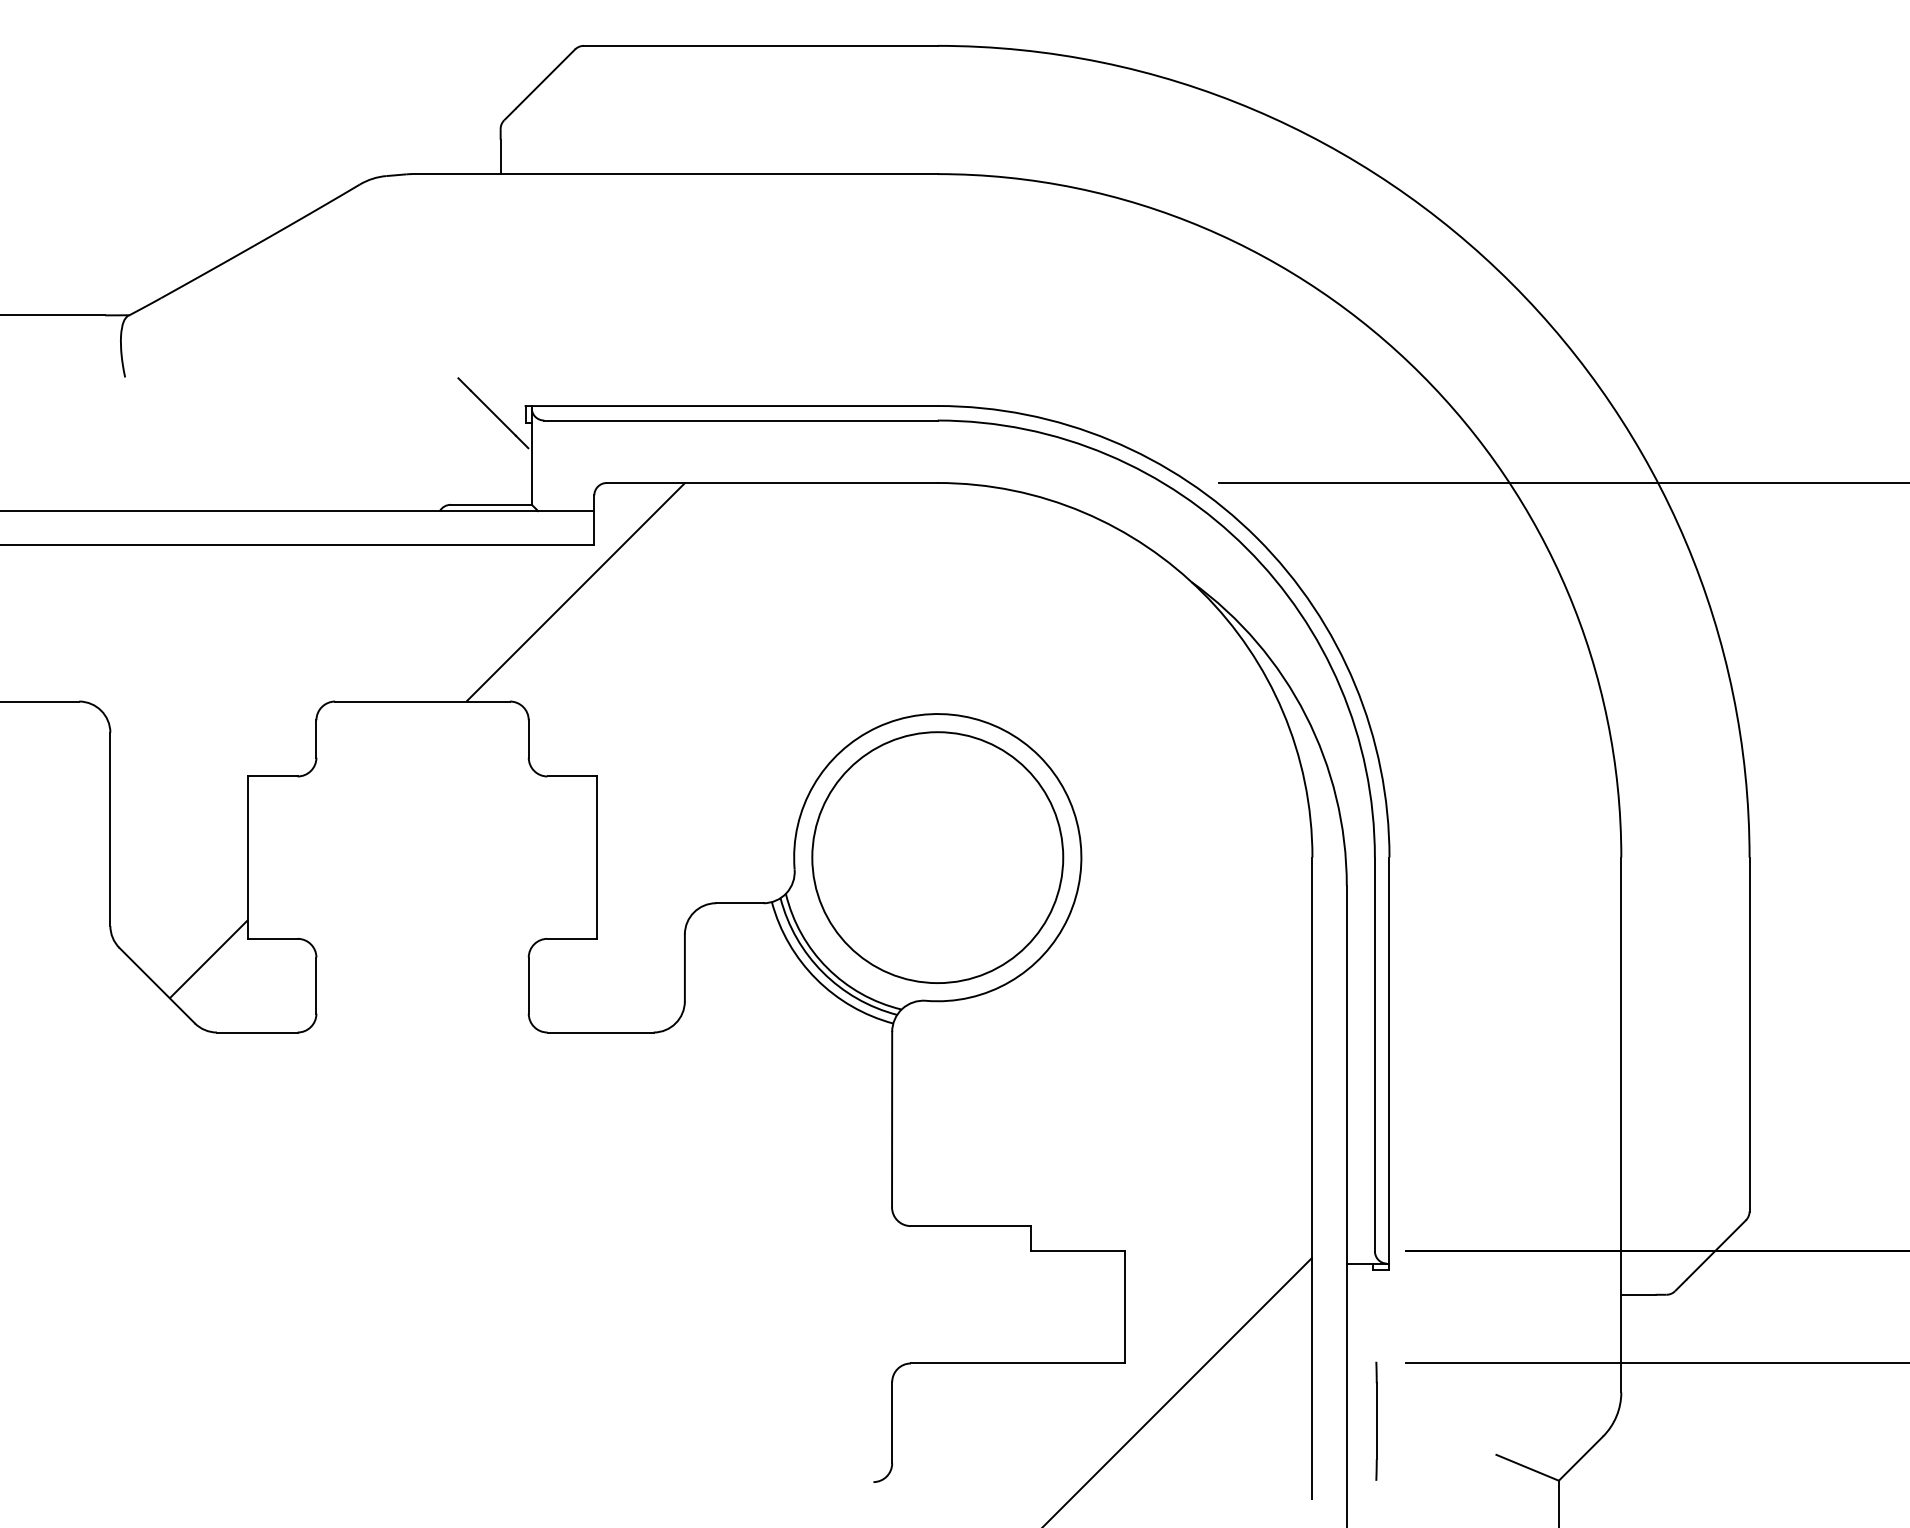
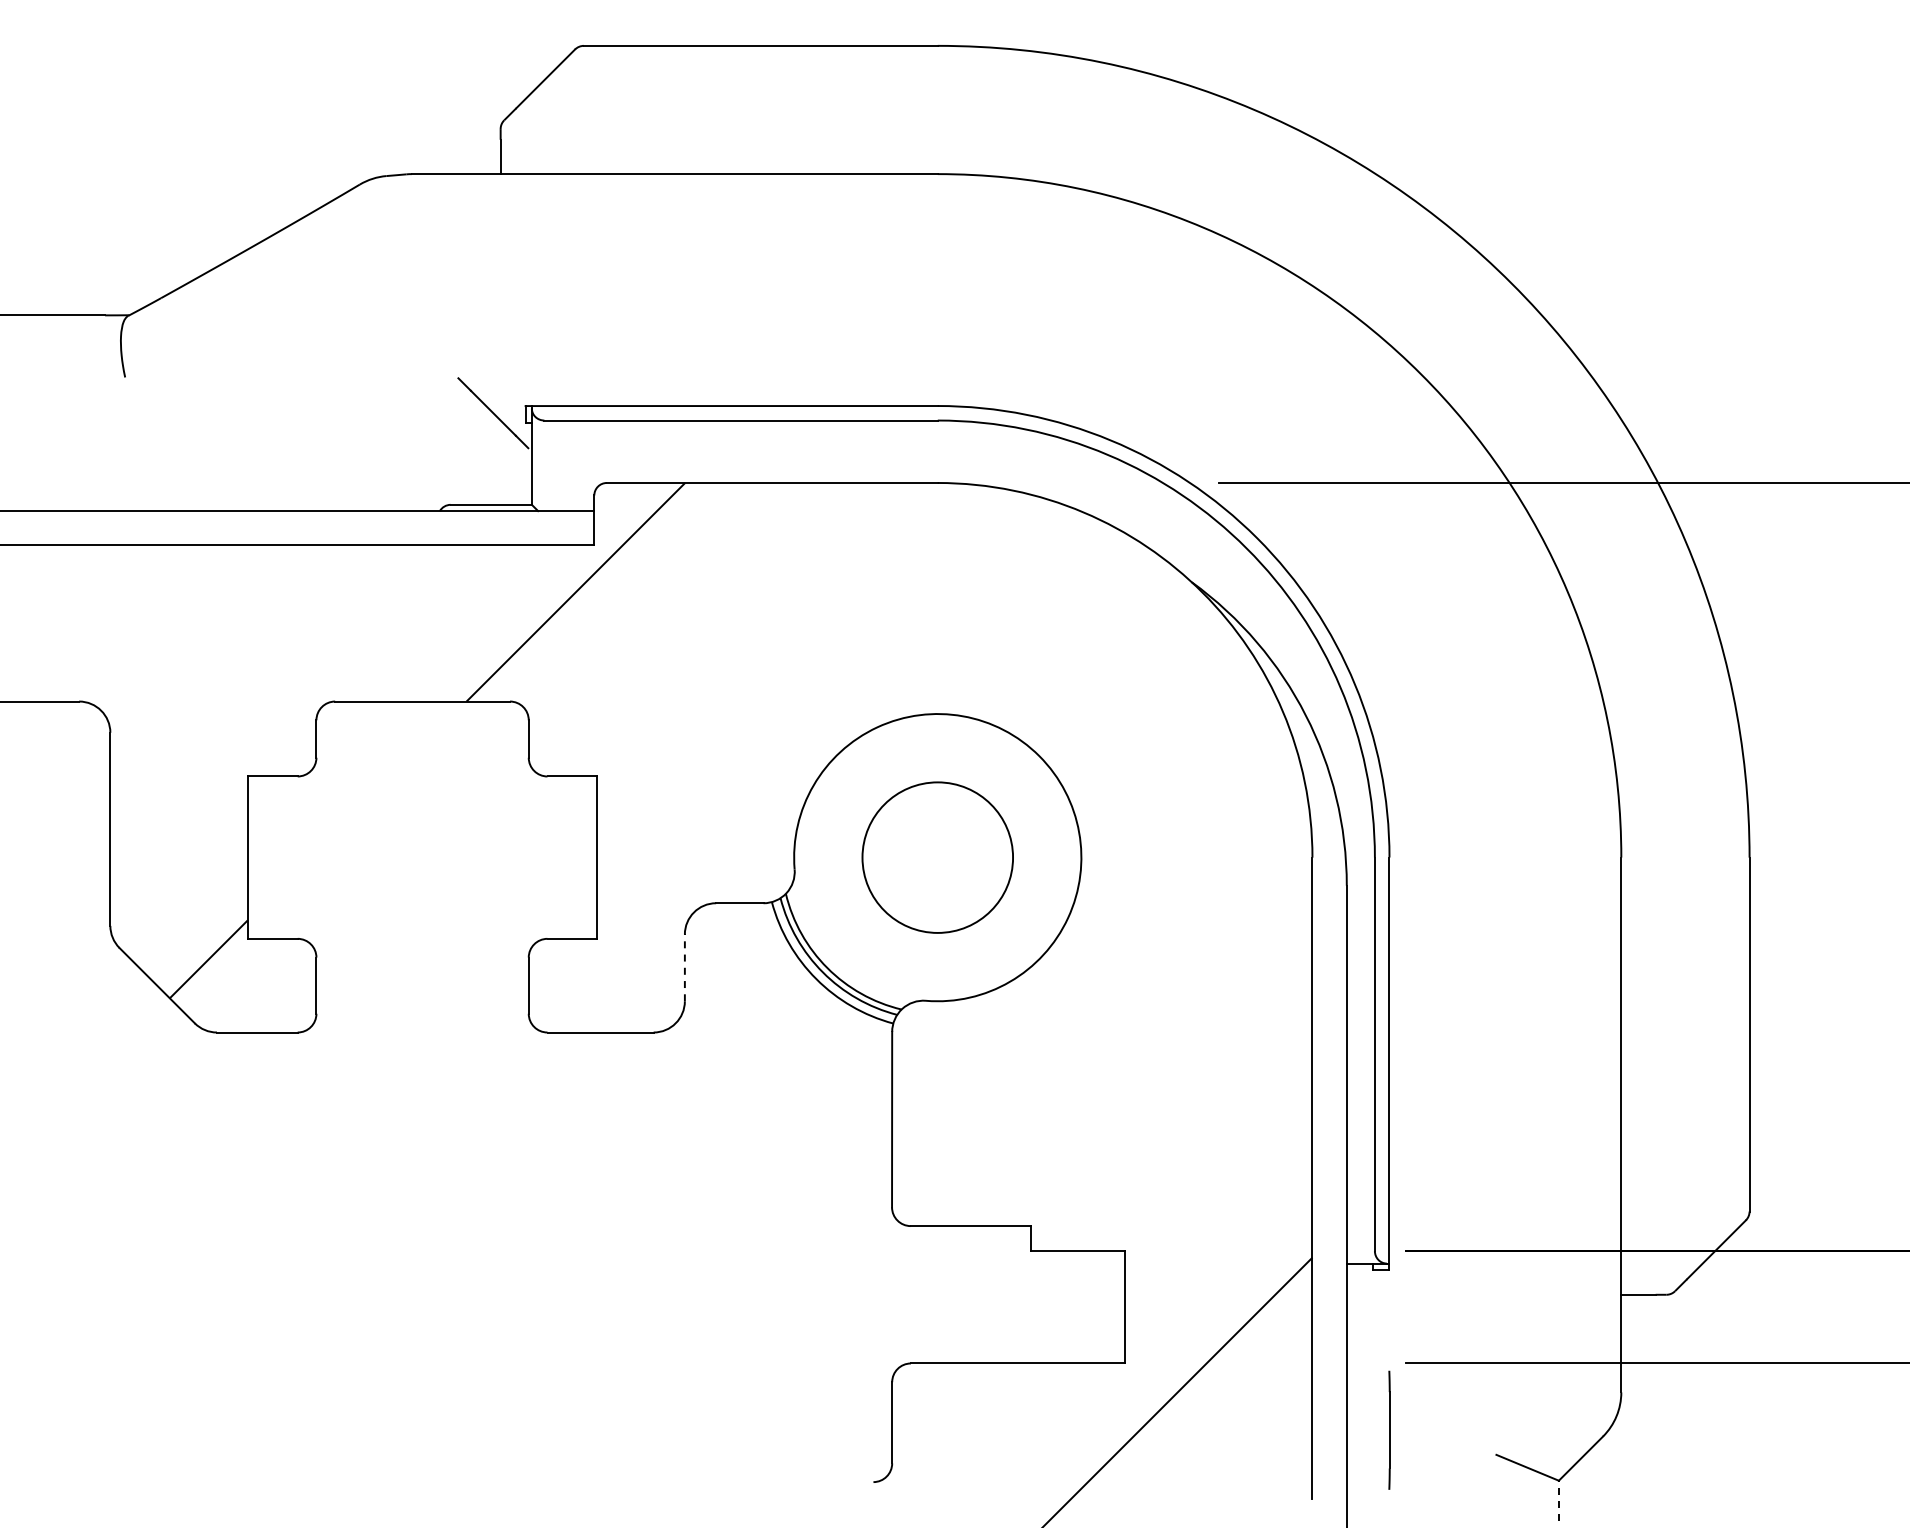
circle diameter: 251 px -> 151 px (937, 857)
line: solid -> dashed (684, 967)
line position: (1376, 1420) -> (1389, 1429) (1389, 1429)
line: solid -> dashed (1558, 1503)
